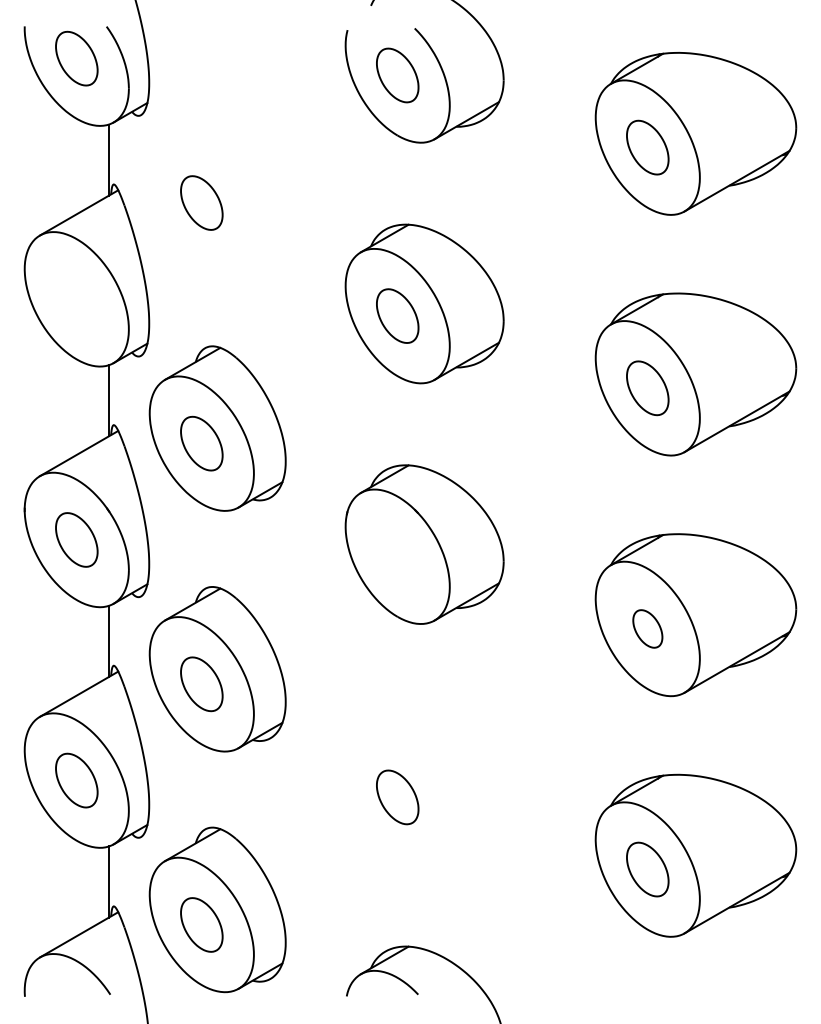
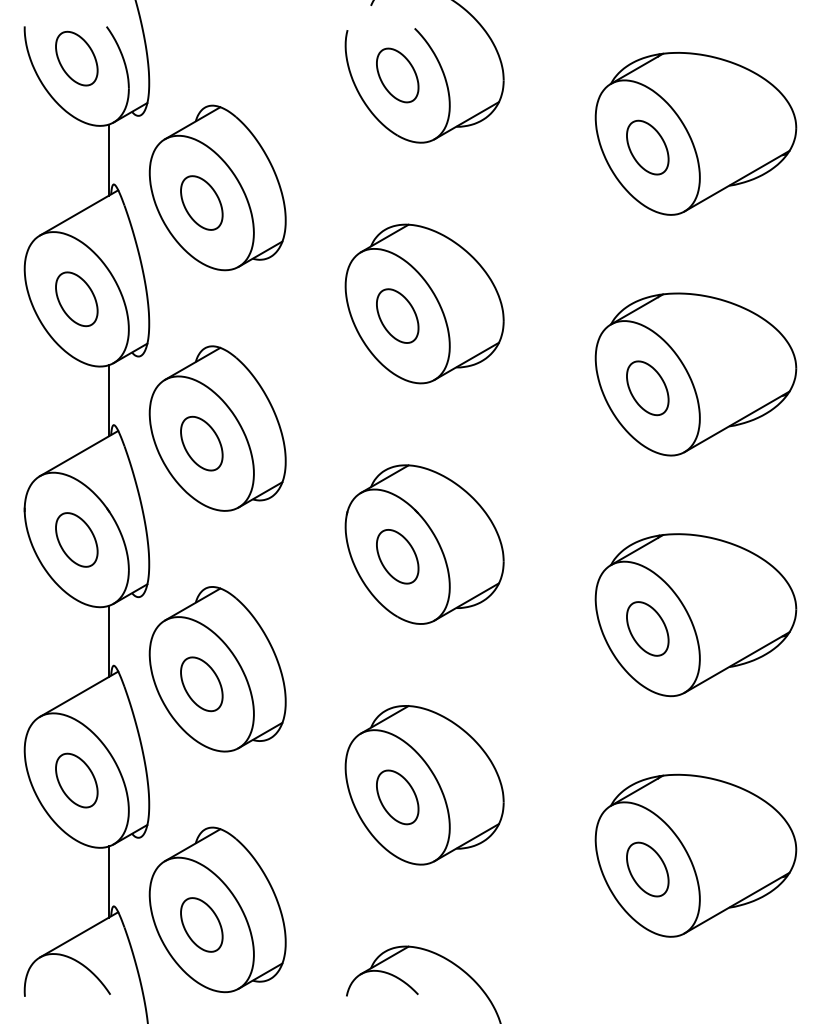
part: none -> present (217, 187)
part: none -> present (76, 299)
part: none -> present (397, 556)
part size: 32x40 px -> 44x56 px (647, 628)
part: none -> present (424, 785)
